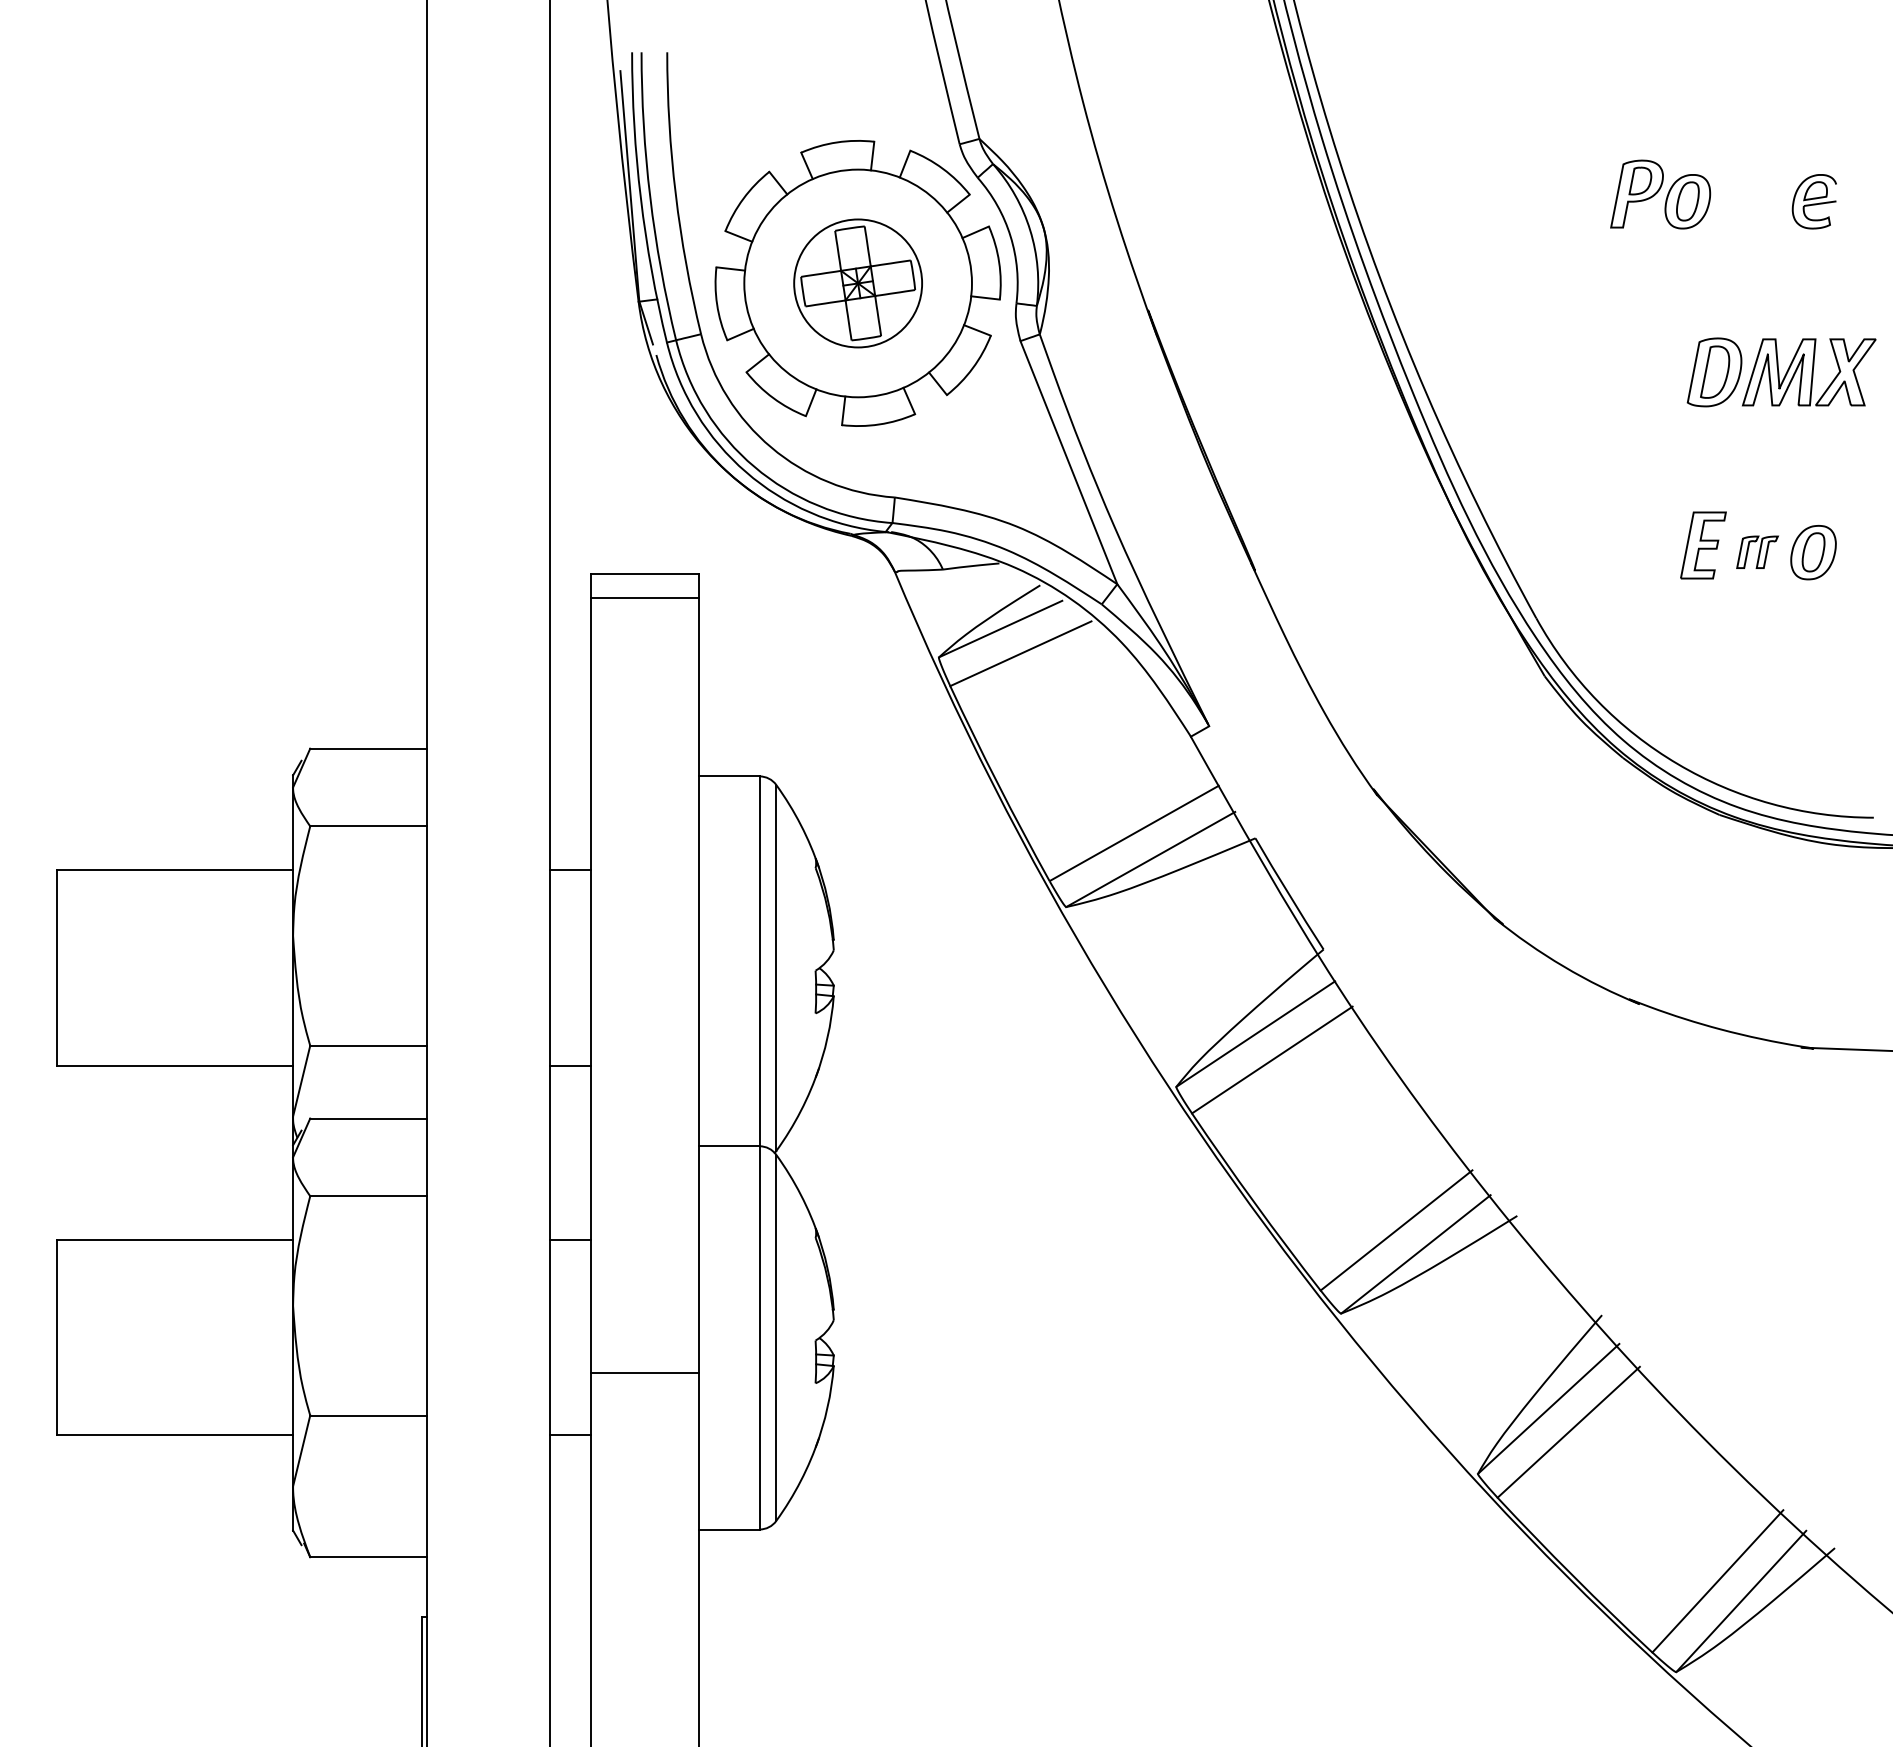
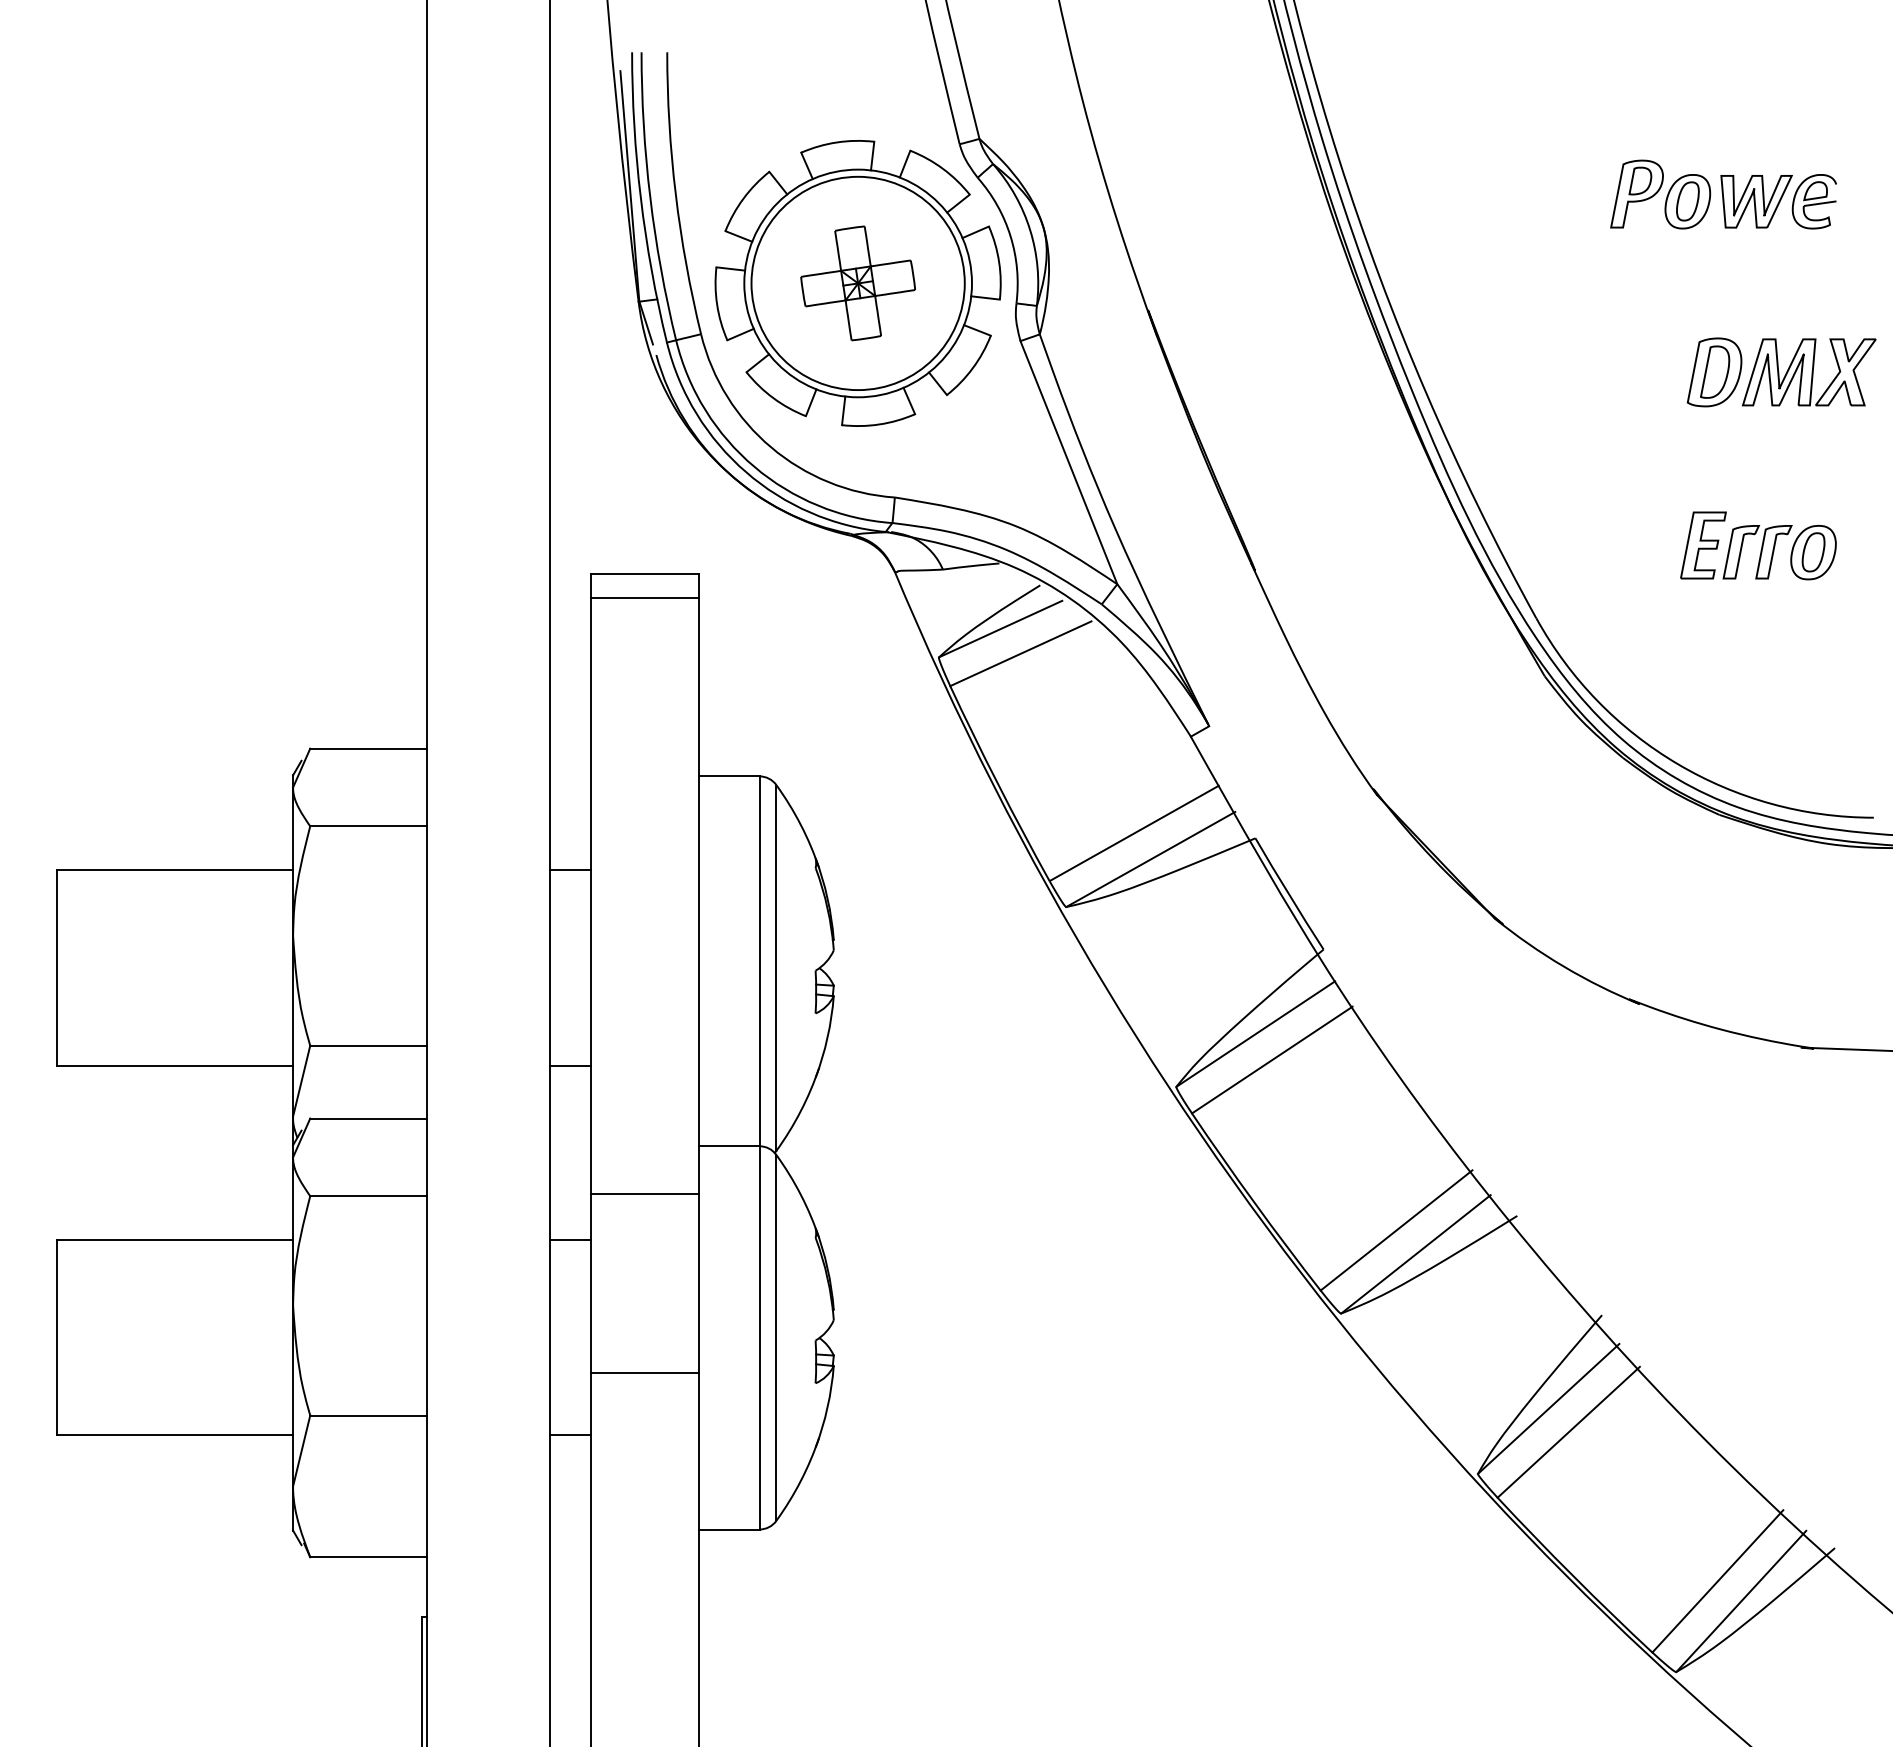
part: none -> present (1756, 201)
circle diameter: 128 px -> 213 px (857, 283)
part size: 43x34 px -> 71x55 px (1757, 552)
line: none -> present (644, 1193)
